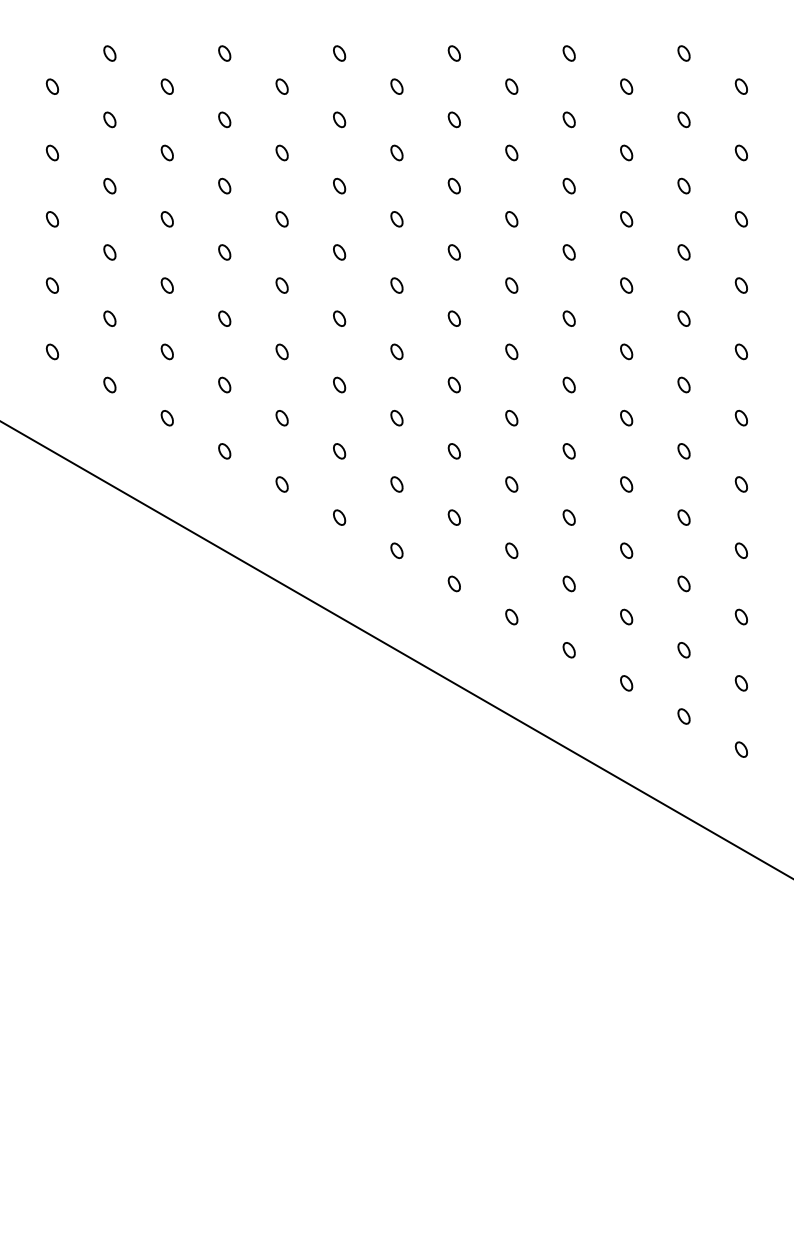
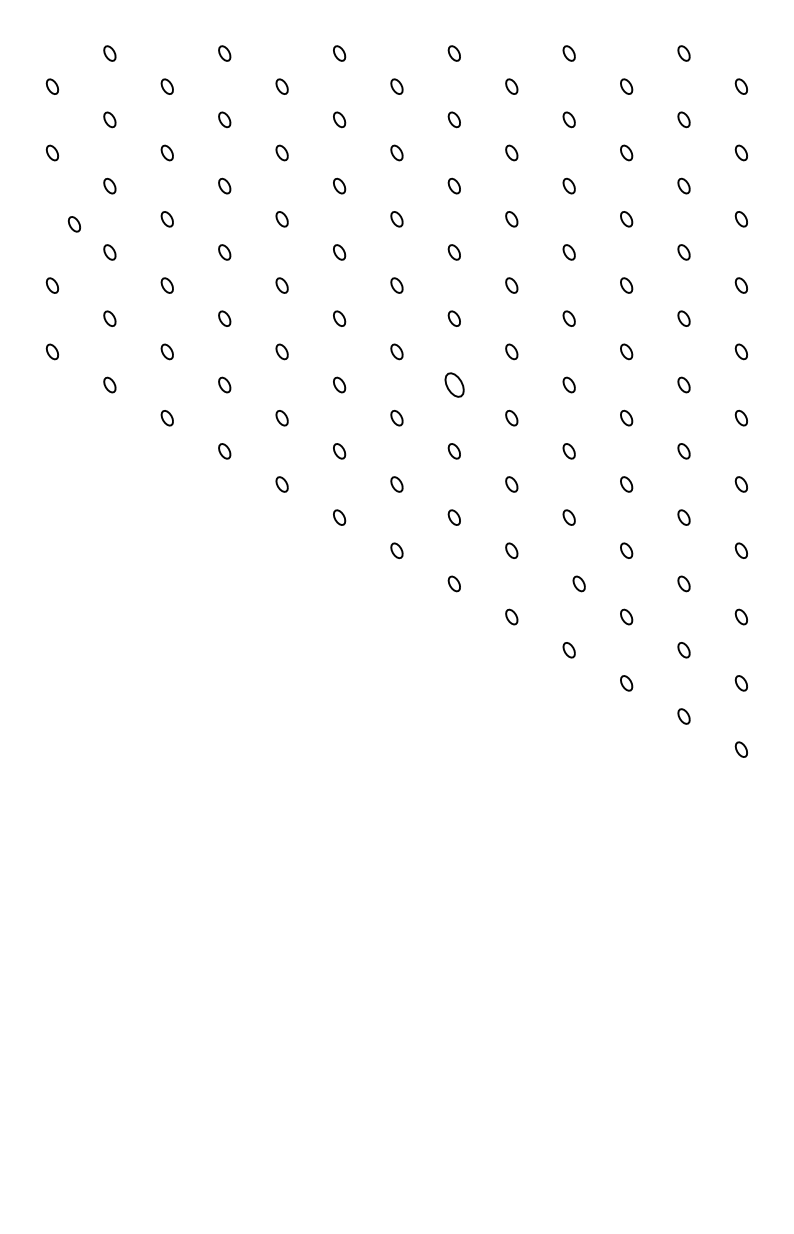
part position: (52, 219) -> (74, 224) (74, 224)
part size: 14x18 px -> 21x26 px (454, 384)
part position: (568, 583) -> (578, 583) (578, 583)
line: present -> none (396, 649)
